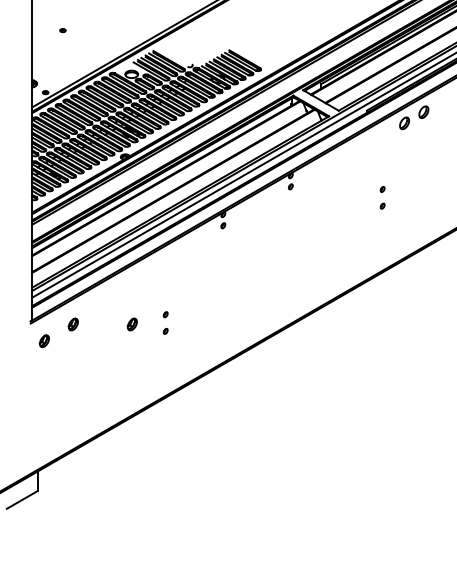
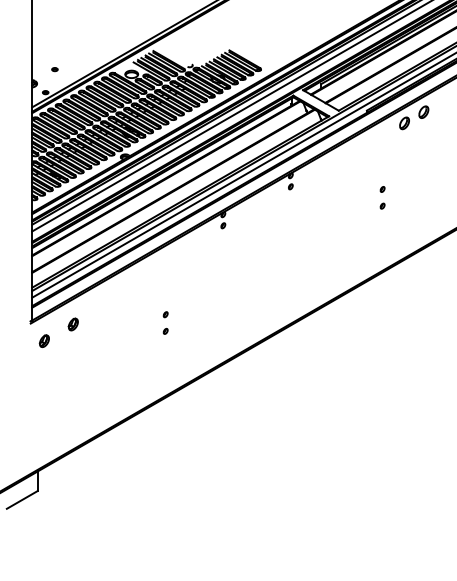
part position: (62, 30) -> (54, 69) (54, 69)
line: none -> present (230, 116)
part: present -> none (131, 324)
